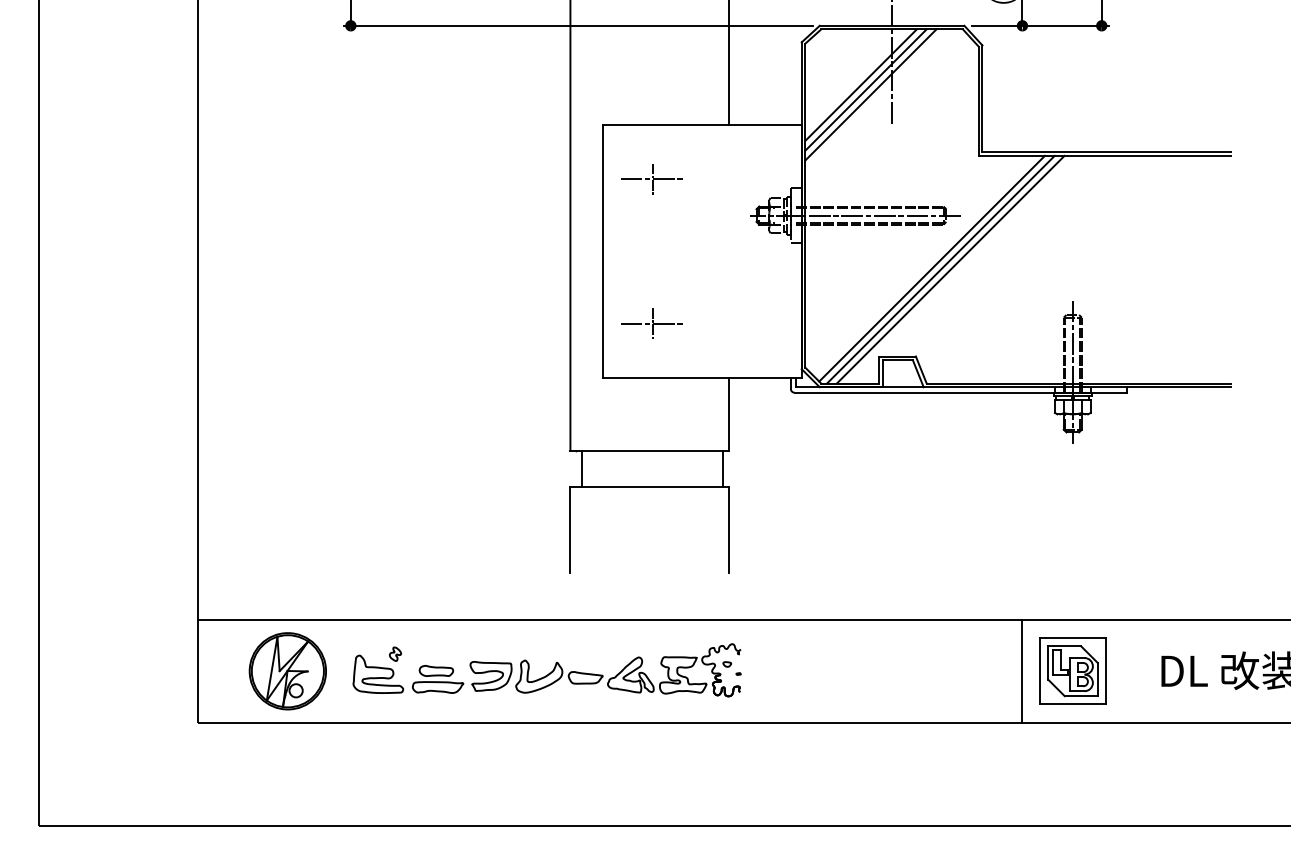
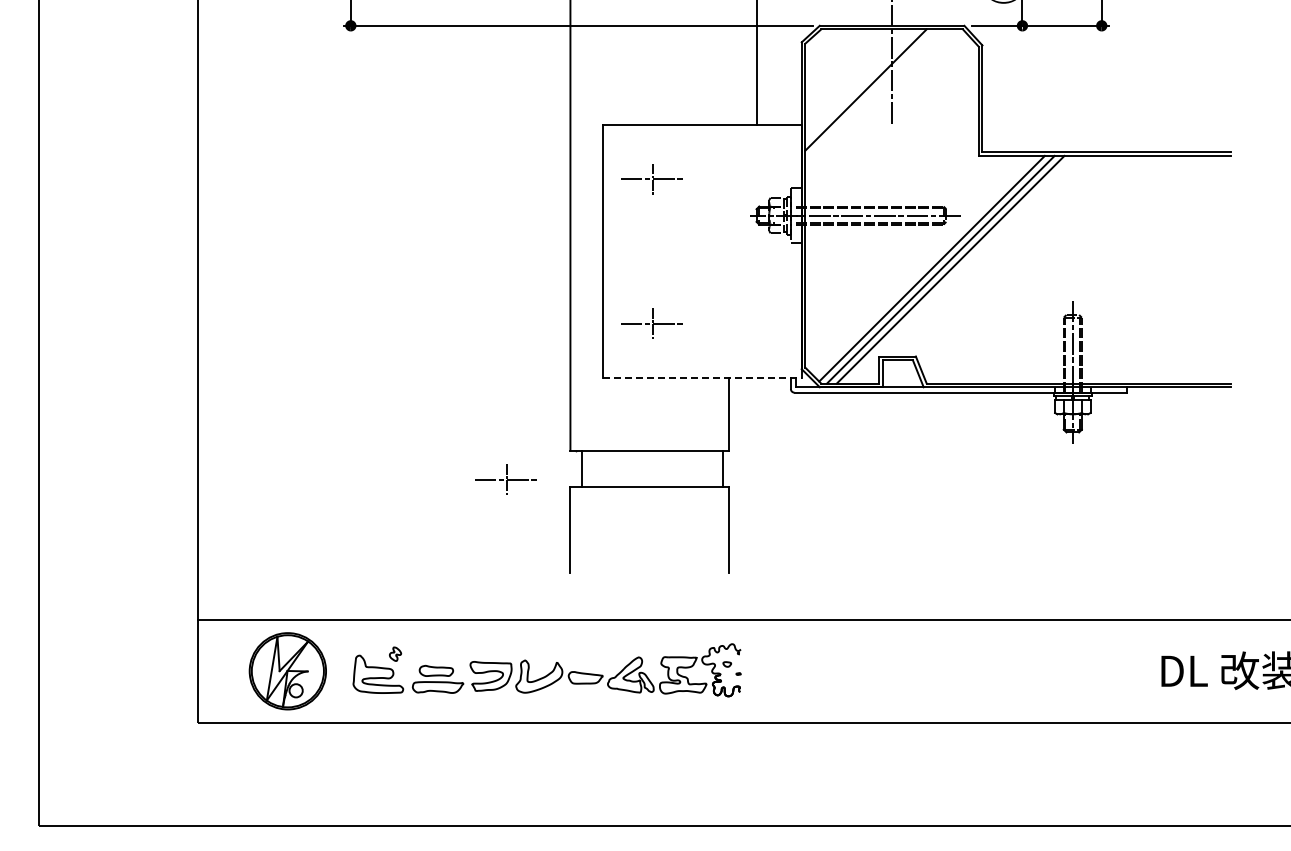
line position: (729, 63) -> (757, 63) (757, 63)
line: present -> none (860, 84)
line: present -> none (870, 94)
line: solid -> dashed (702, 378)
part: none -> present (505, 479)
line: present -> none (1021, 670)
part: present -> none (1072, 670)
